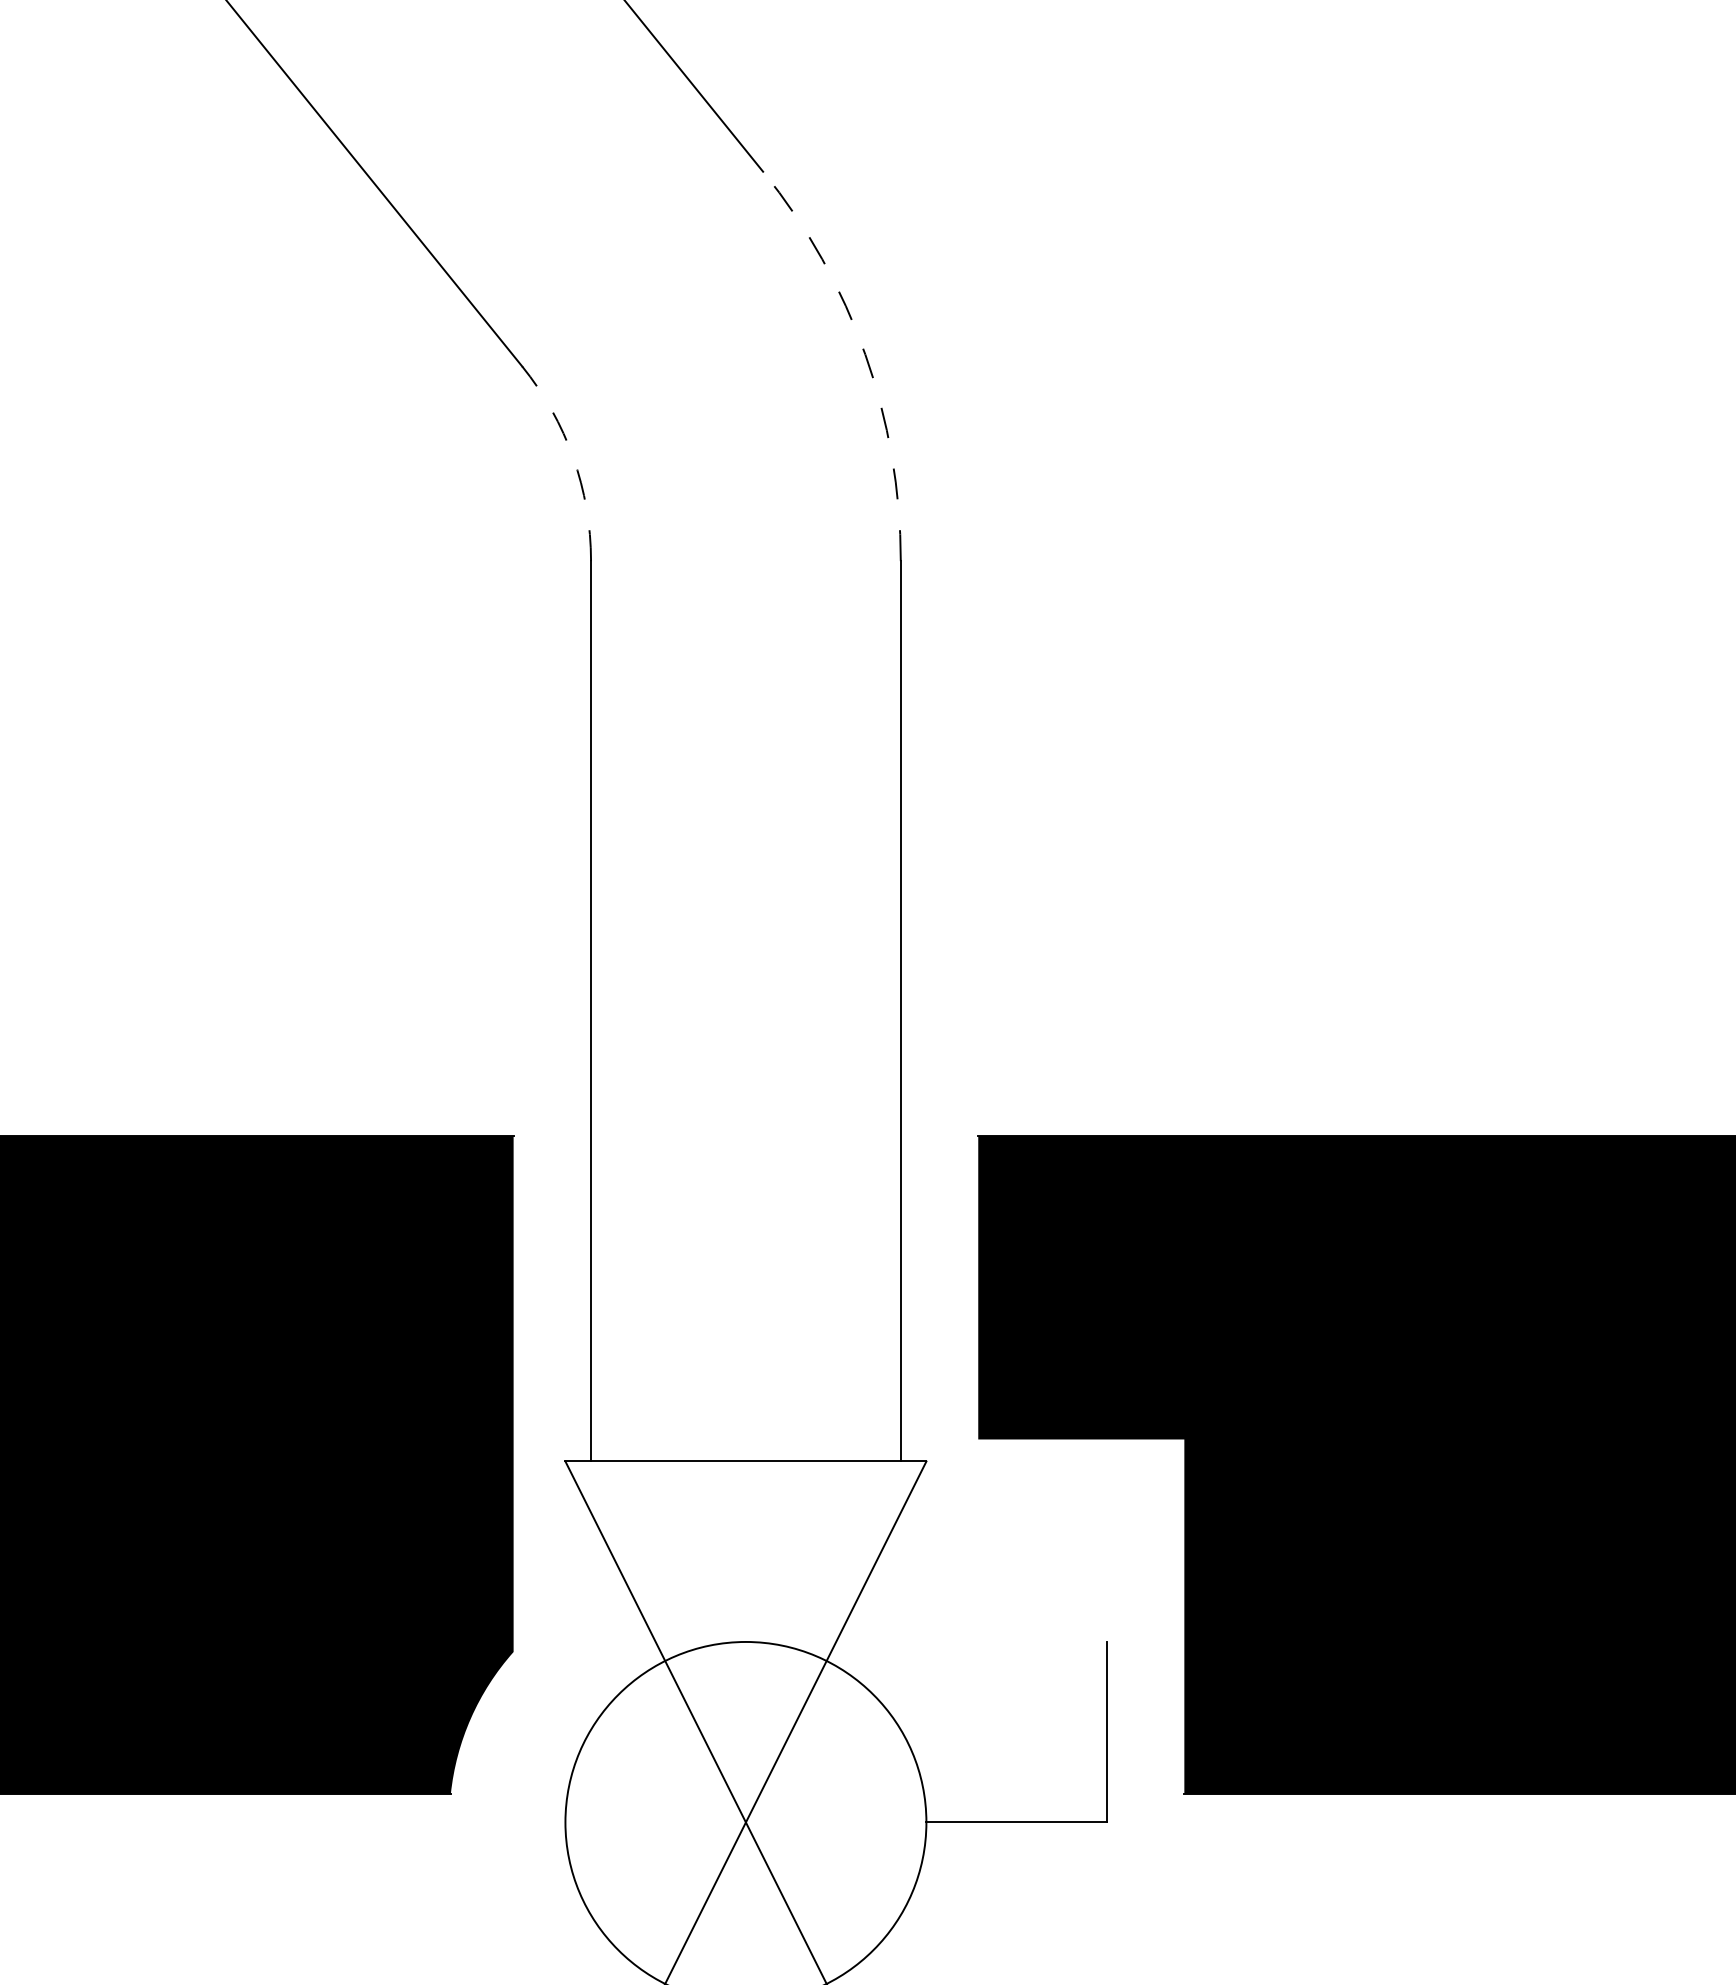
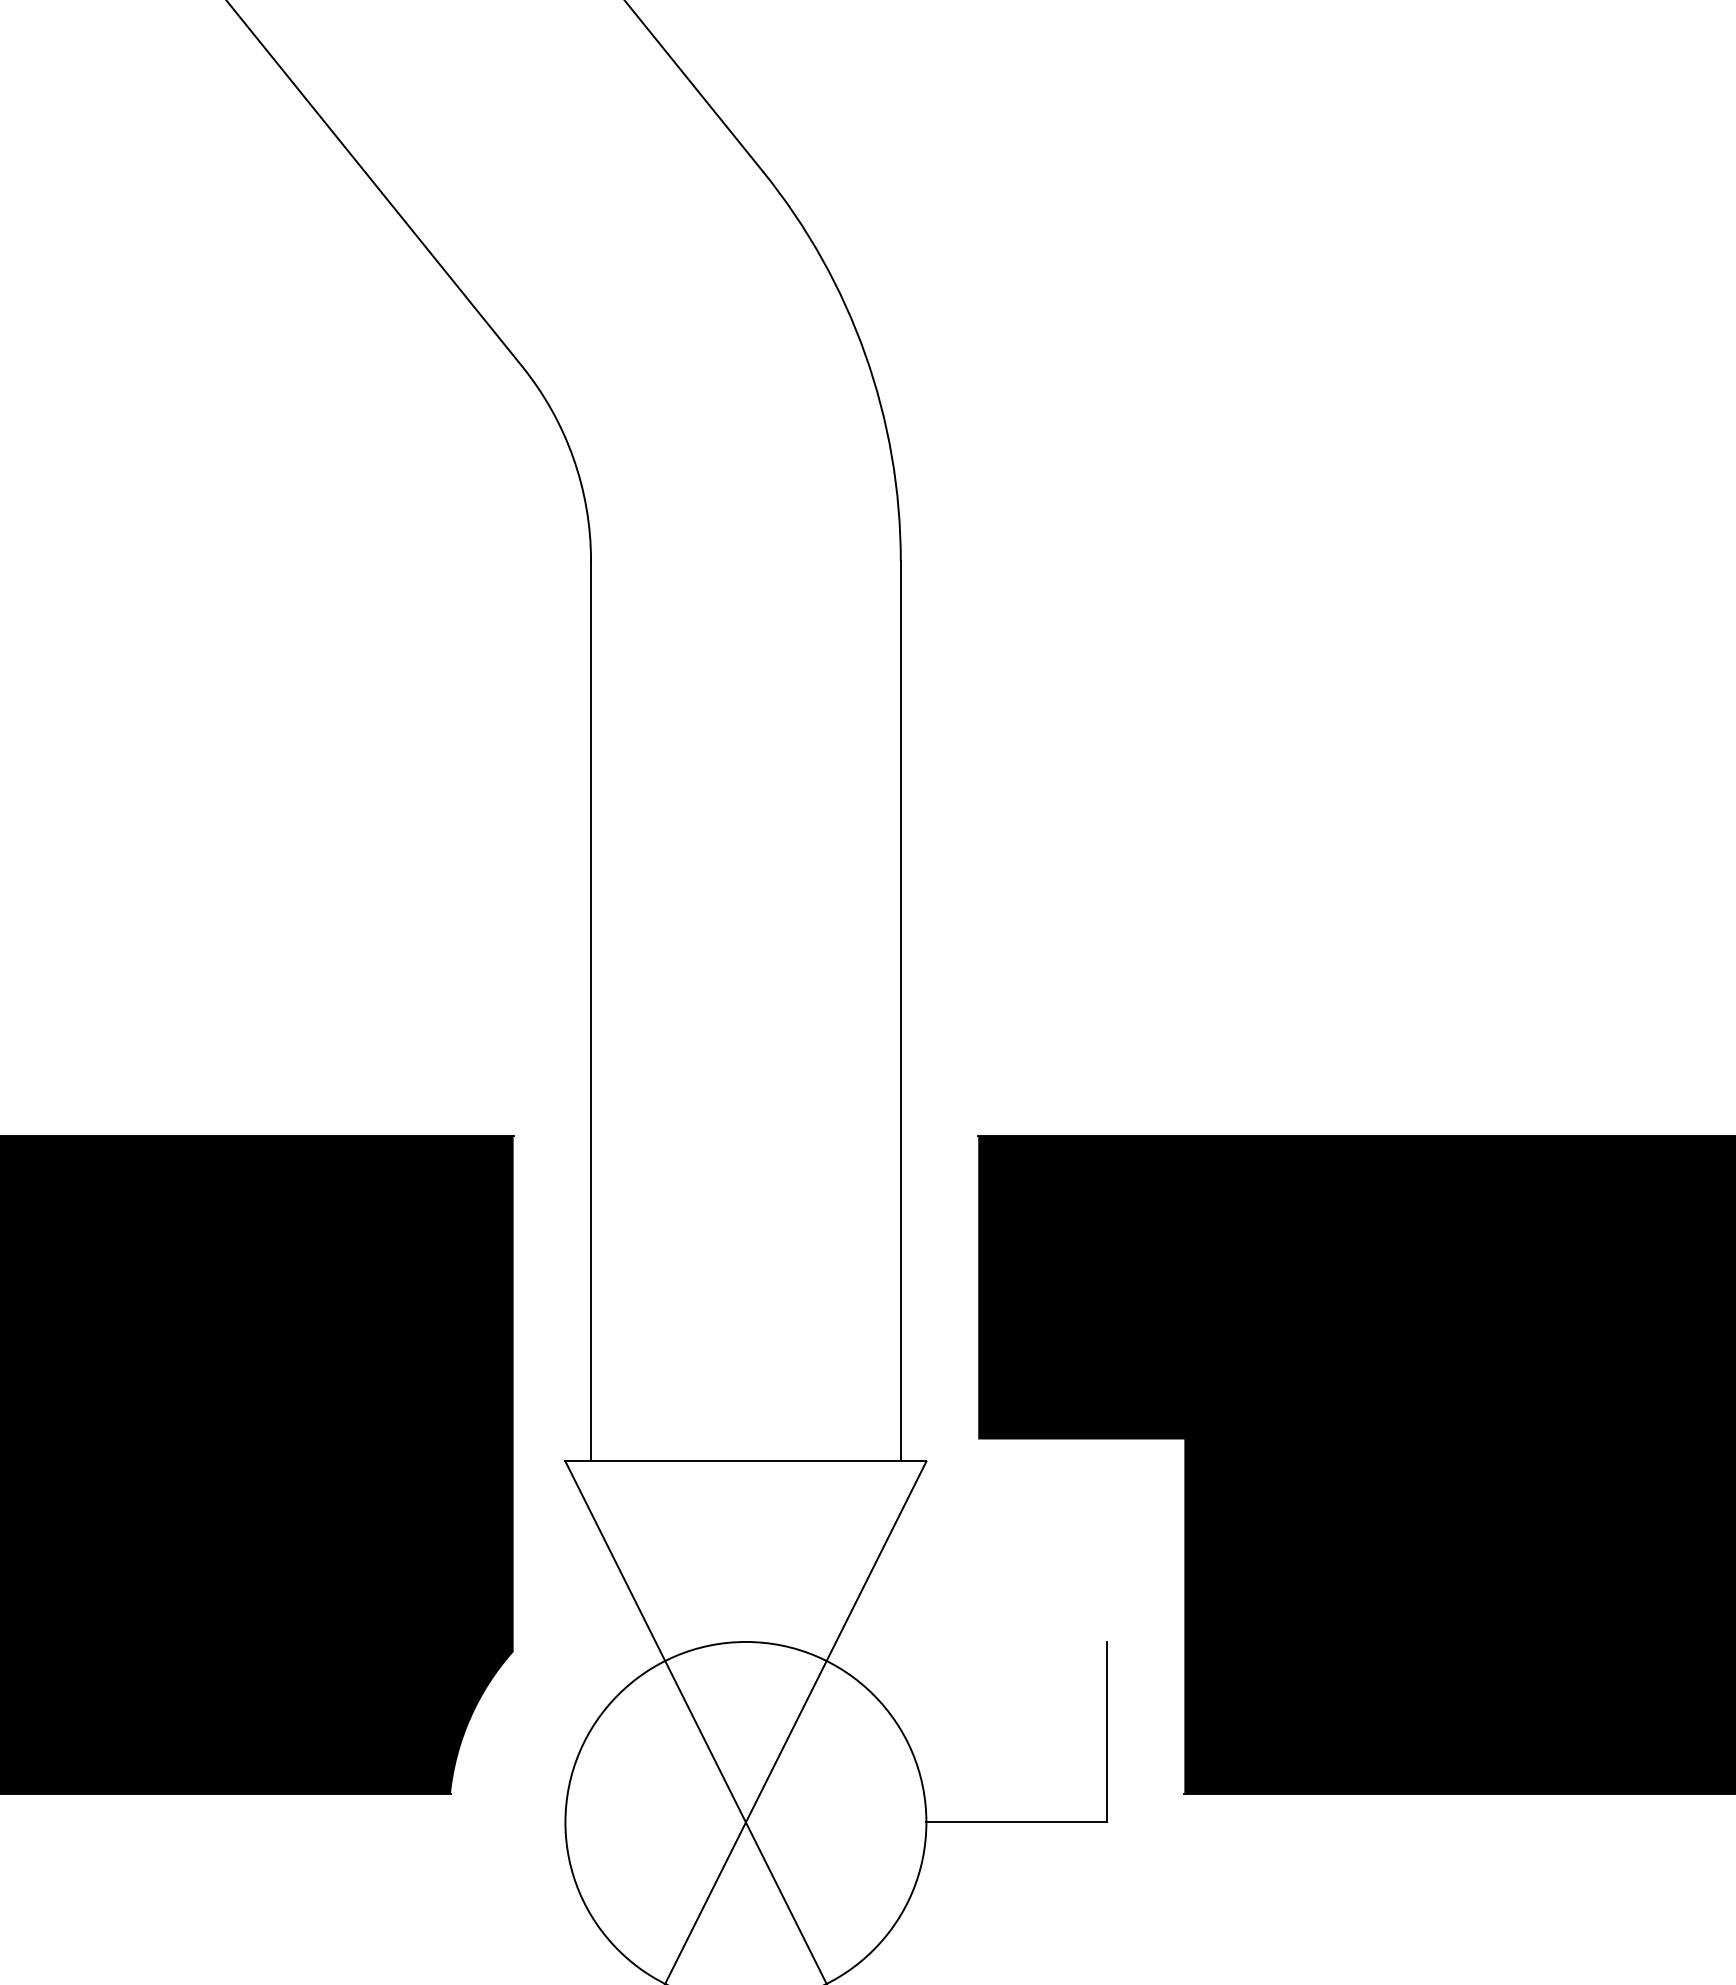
arc: dashed -> solid (865, 354)
arc: dashed -> solid (573, 457)
